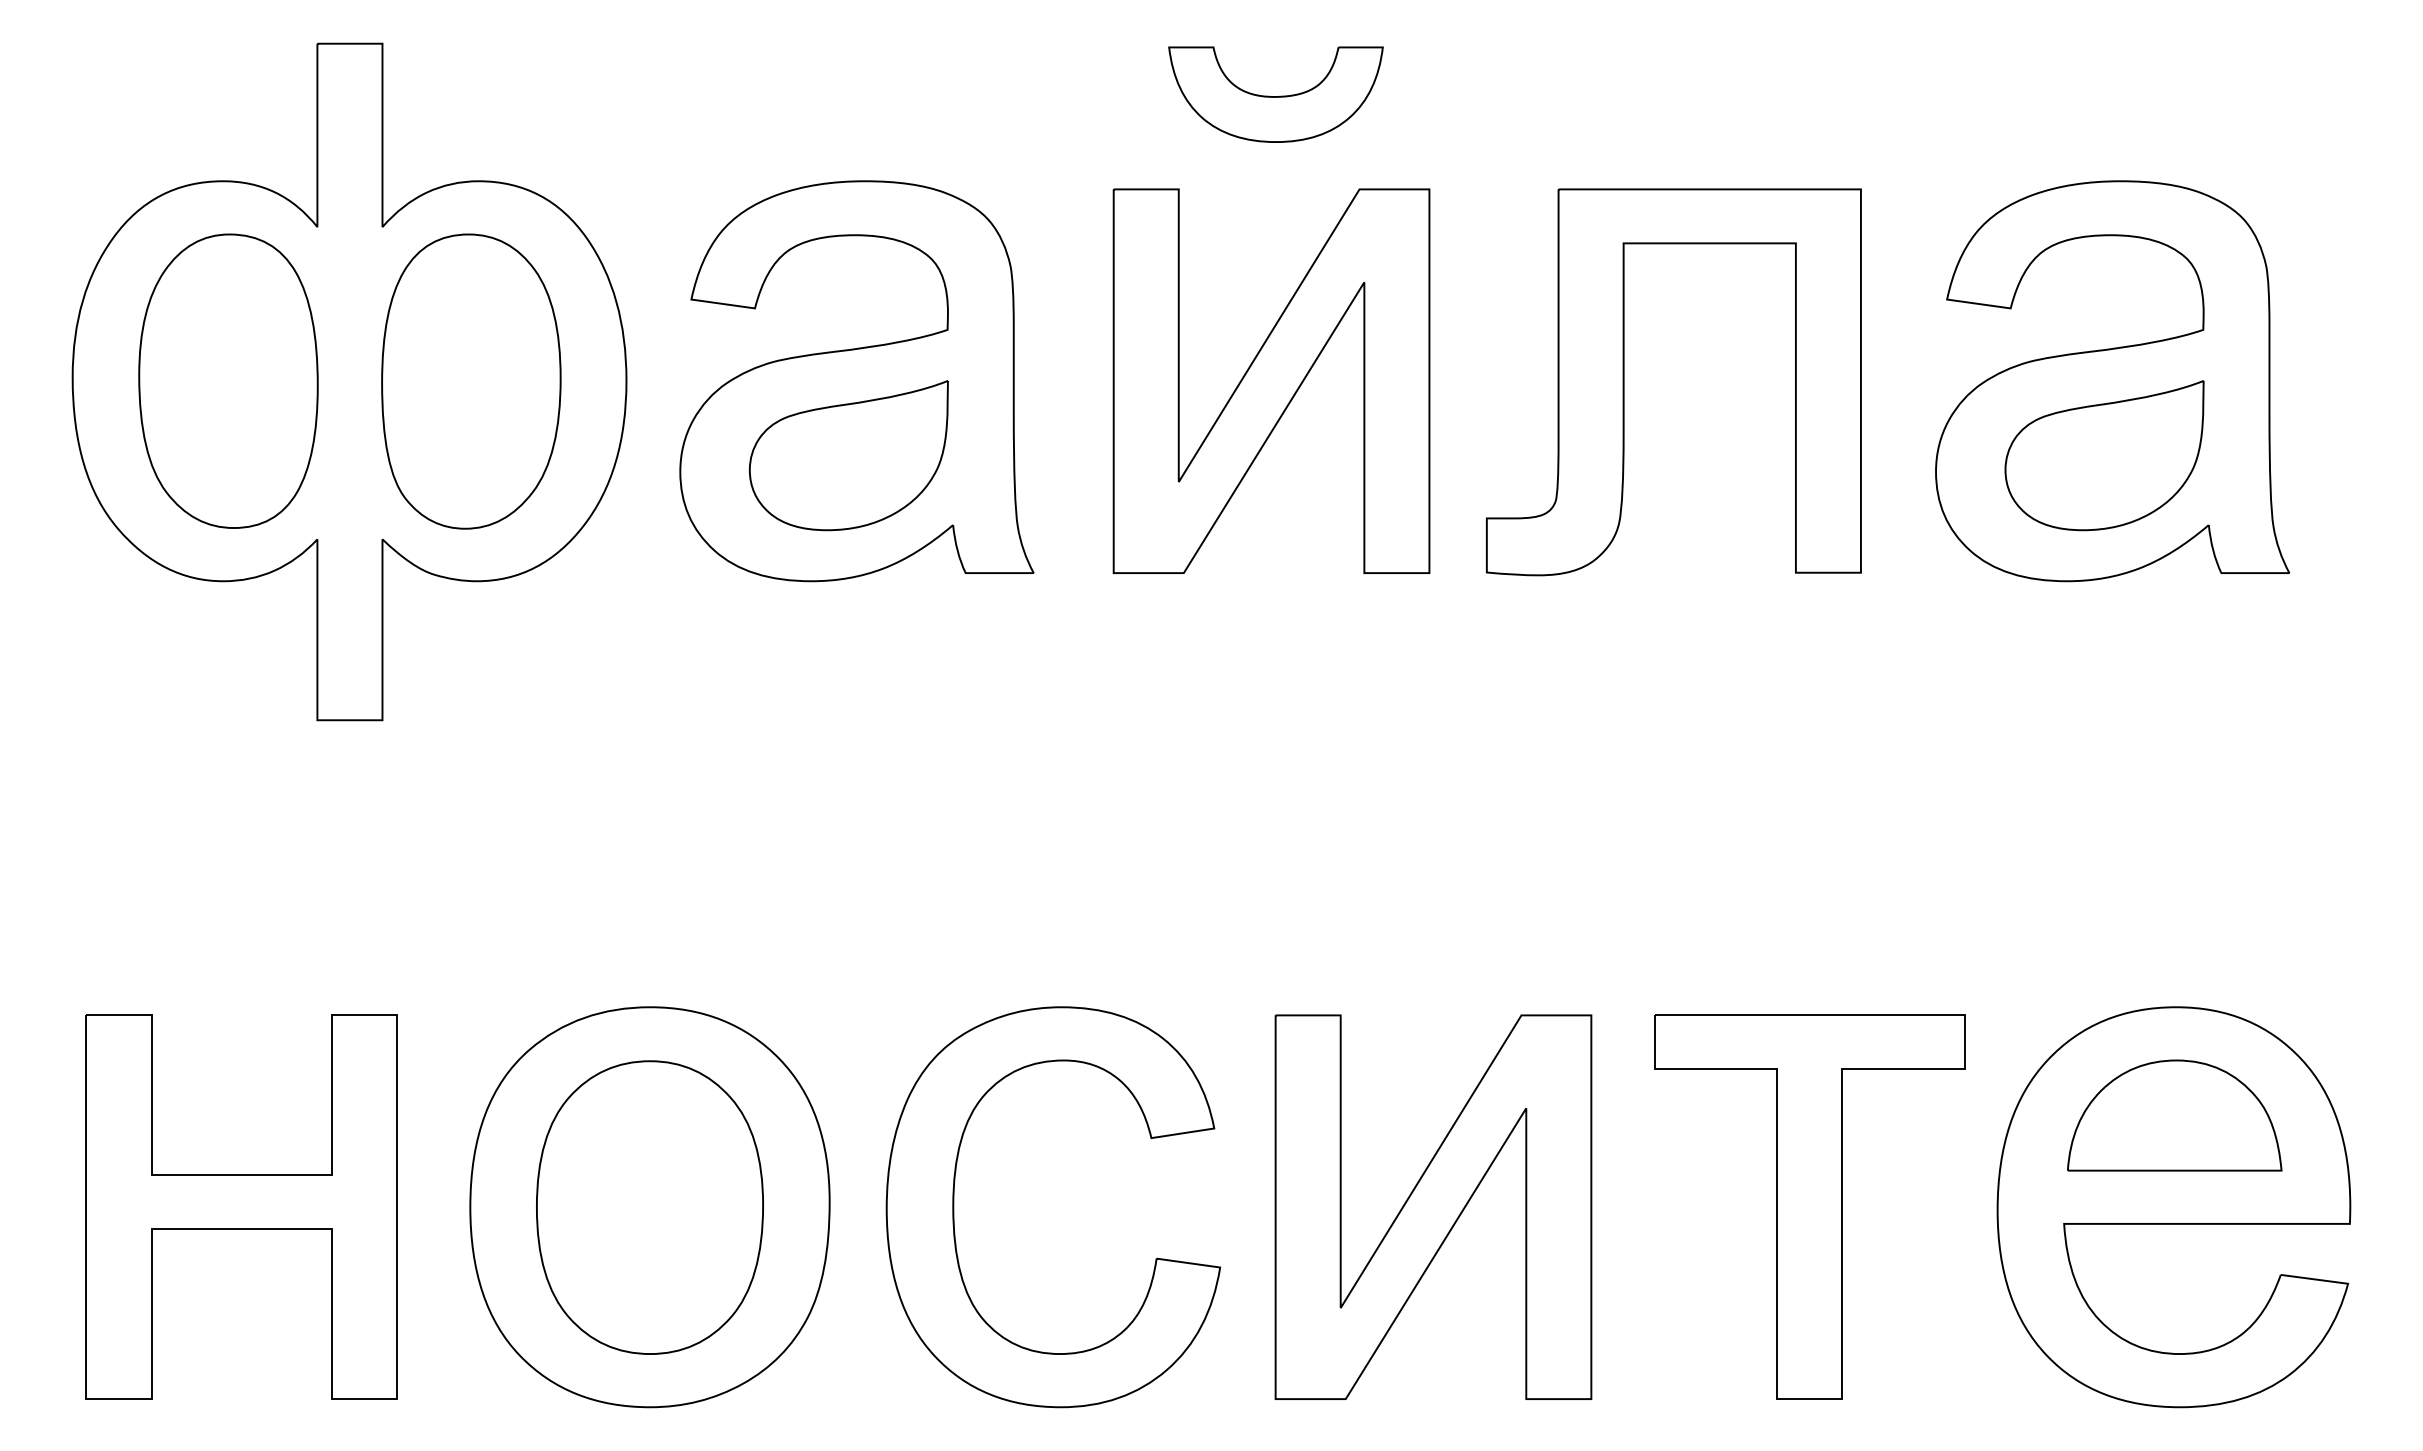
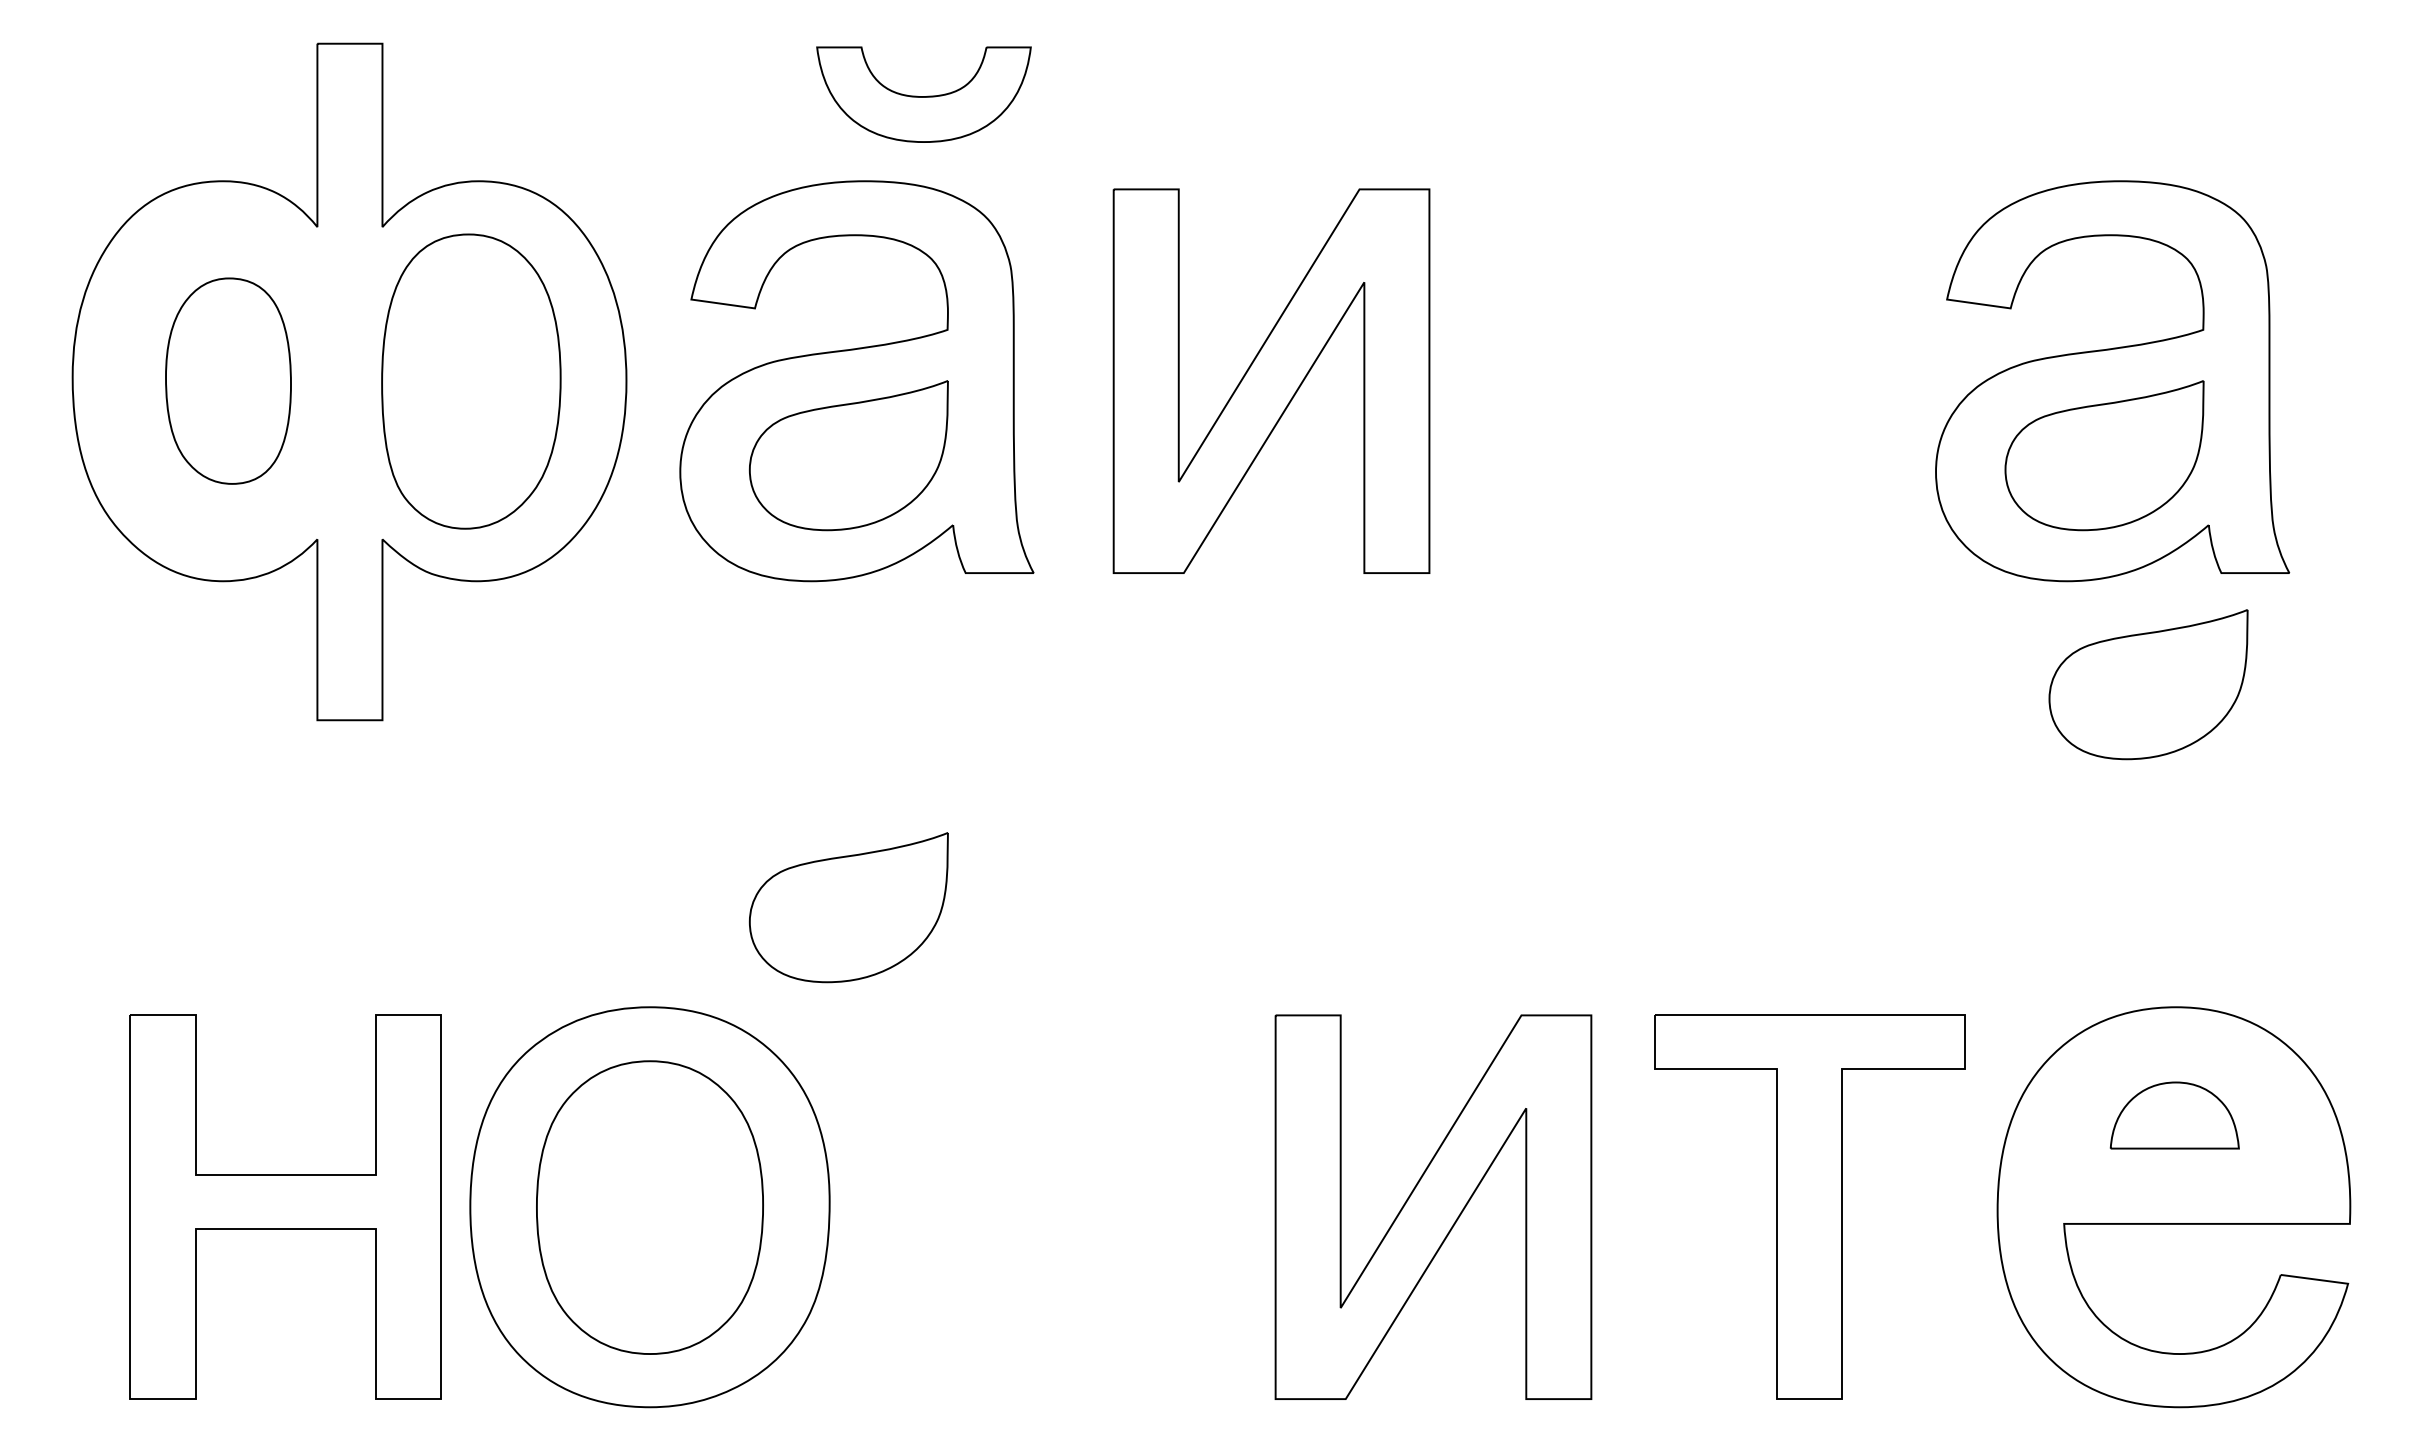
part position: (1275, 94) -> (923, 94) (923, 94)
part size: 181x296 px -> 127x208 px (228, 380)
part: present -> none (1624, 382)
part: none -> present (2148, 684)
part: none -> present (848, 907)
part size: 216x113 px -> 131x69 px (2174, 1115)
part position: (241, 1206) -> (285, 1206) (285, 1206)
part: present -> none (954, 1207)
